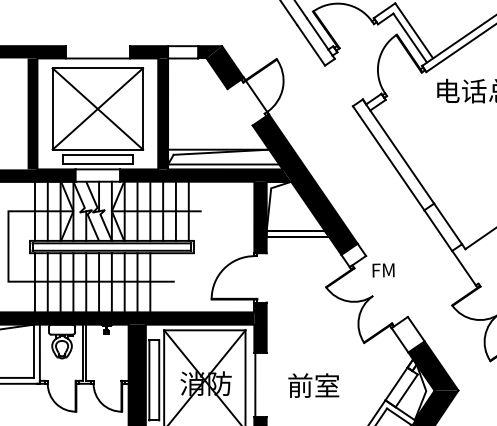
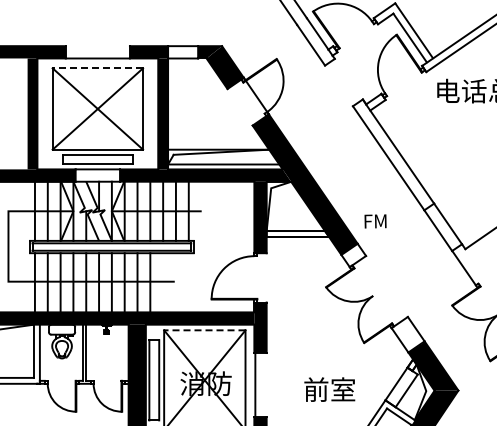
line: solid -> dashed (97, 68)
text position: (383, 270) -> (375, 221) (375, 221)
line: solid -> dashed (204, 330)
text position: (313, 385) -> (329, 389) (329, 389)
